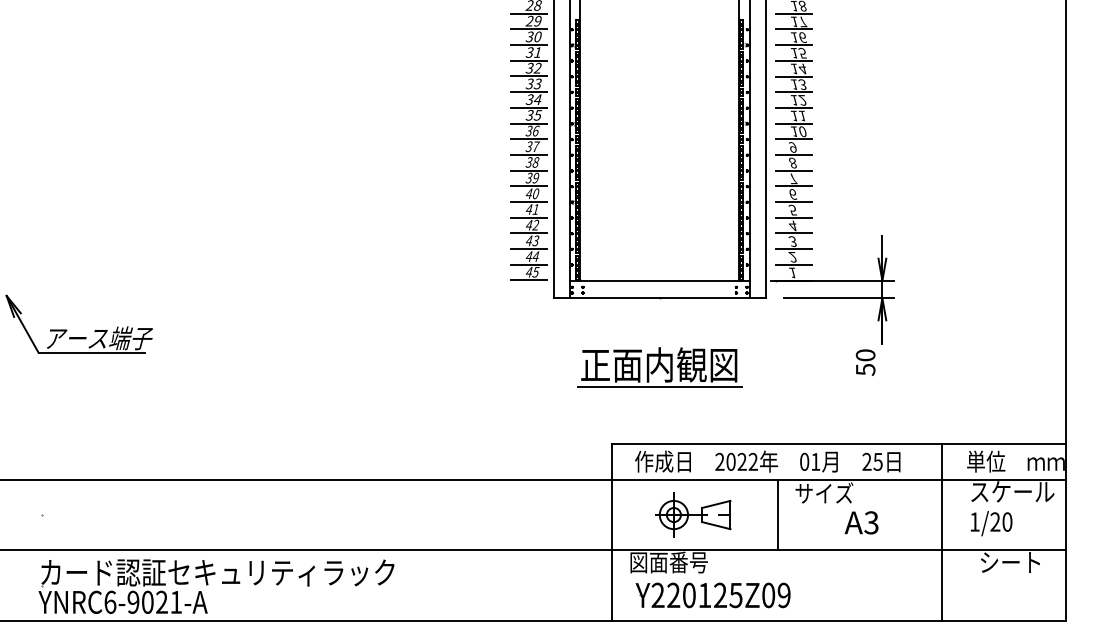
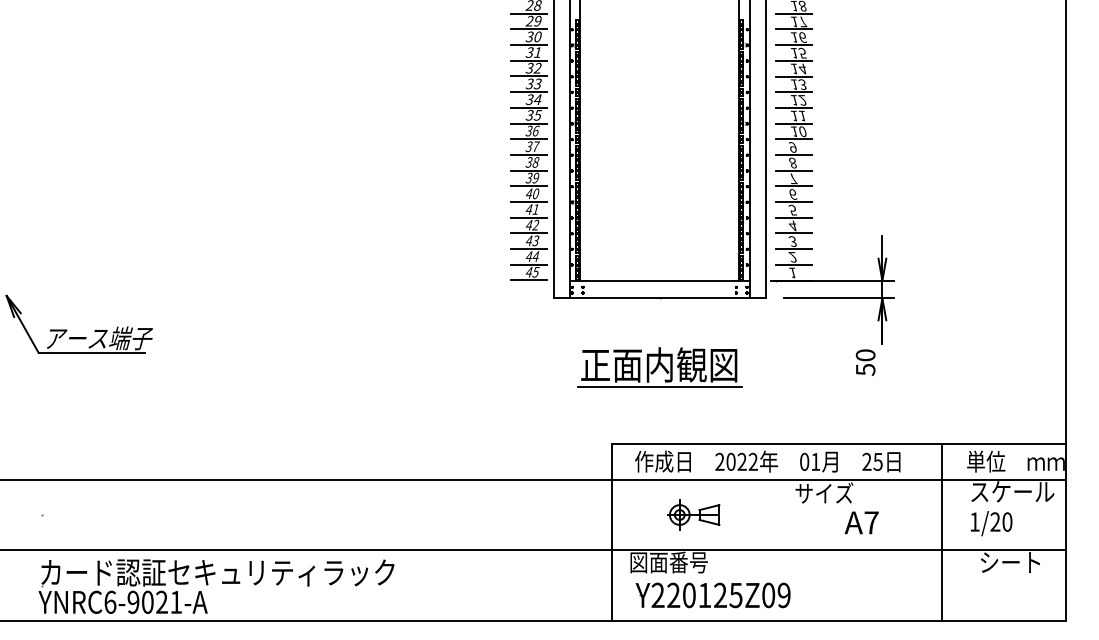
part size: 77x46 px -> 54x32 px (693, 514)
line: present -> none (777, 514)
text: A3 -> A7 (871, 522)
